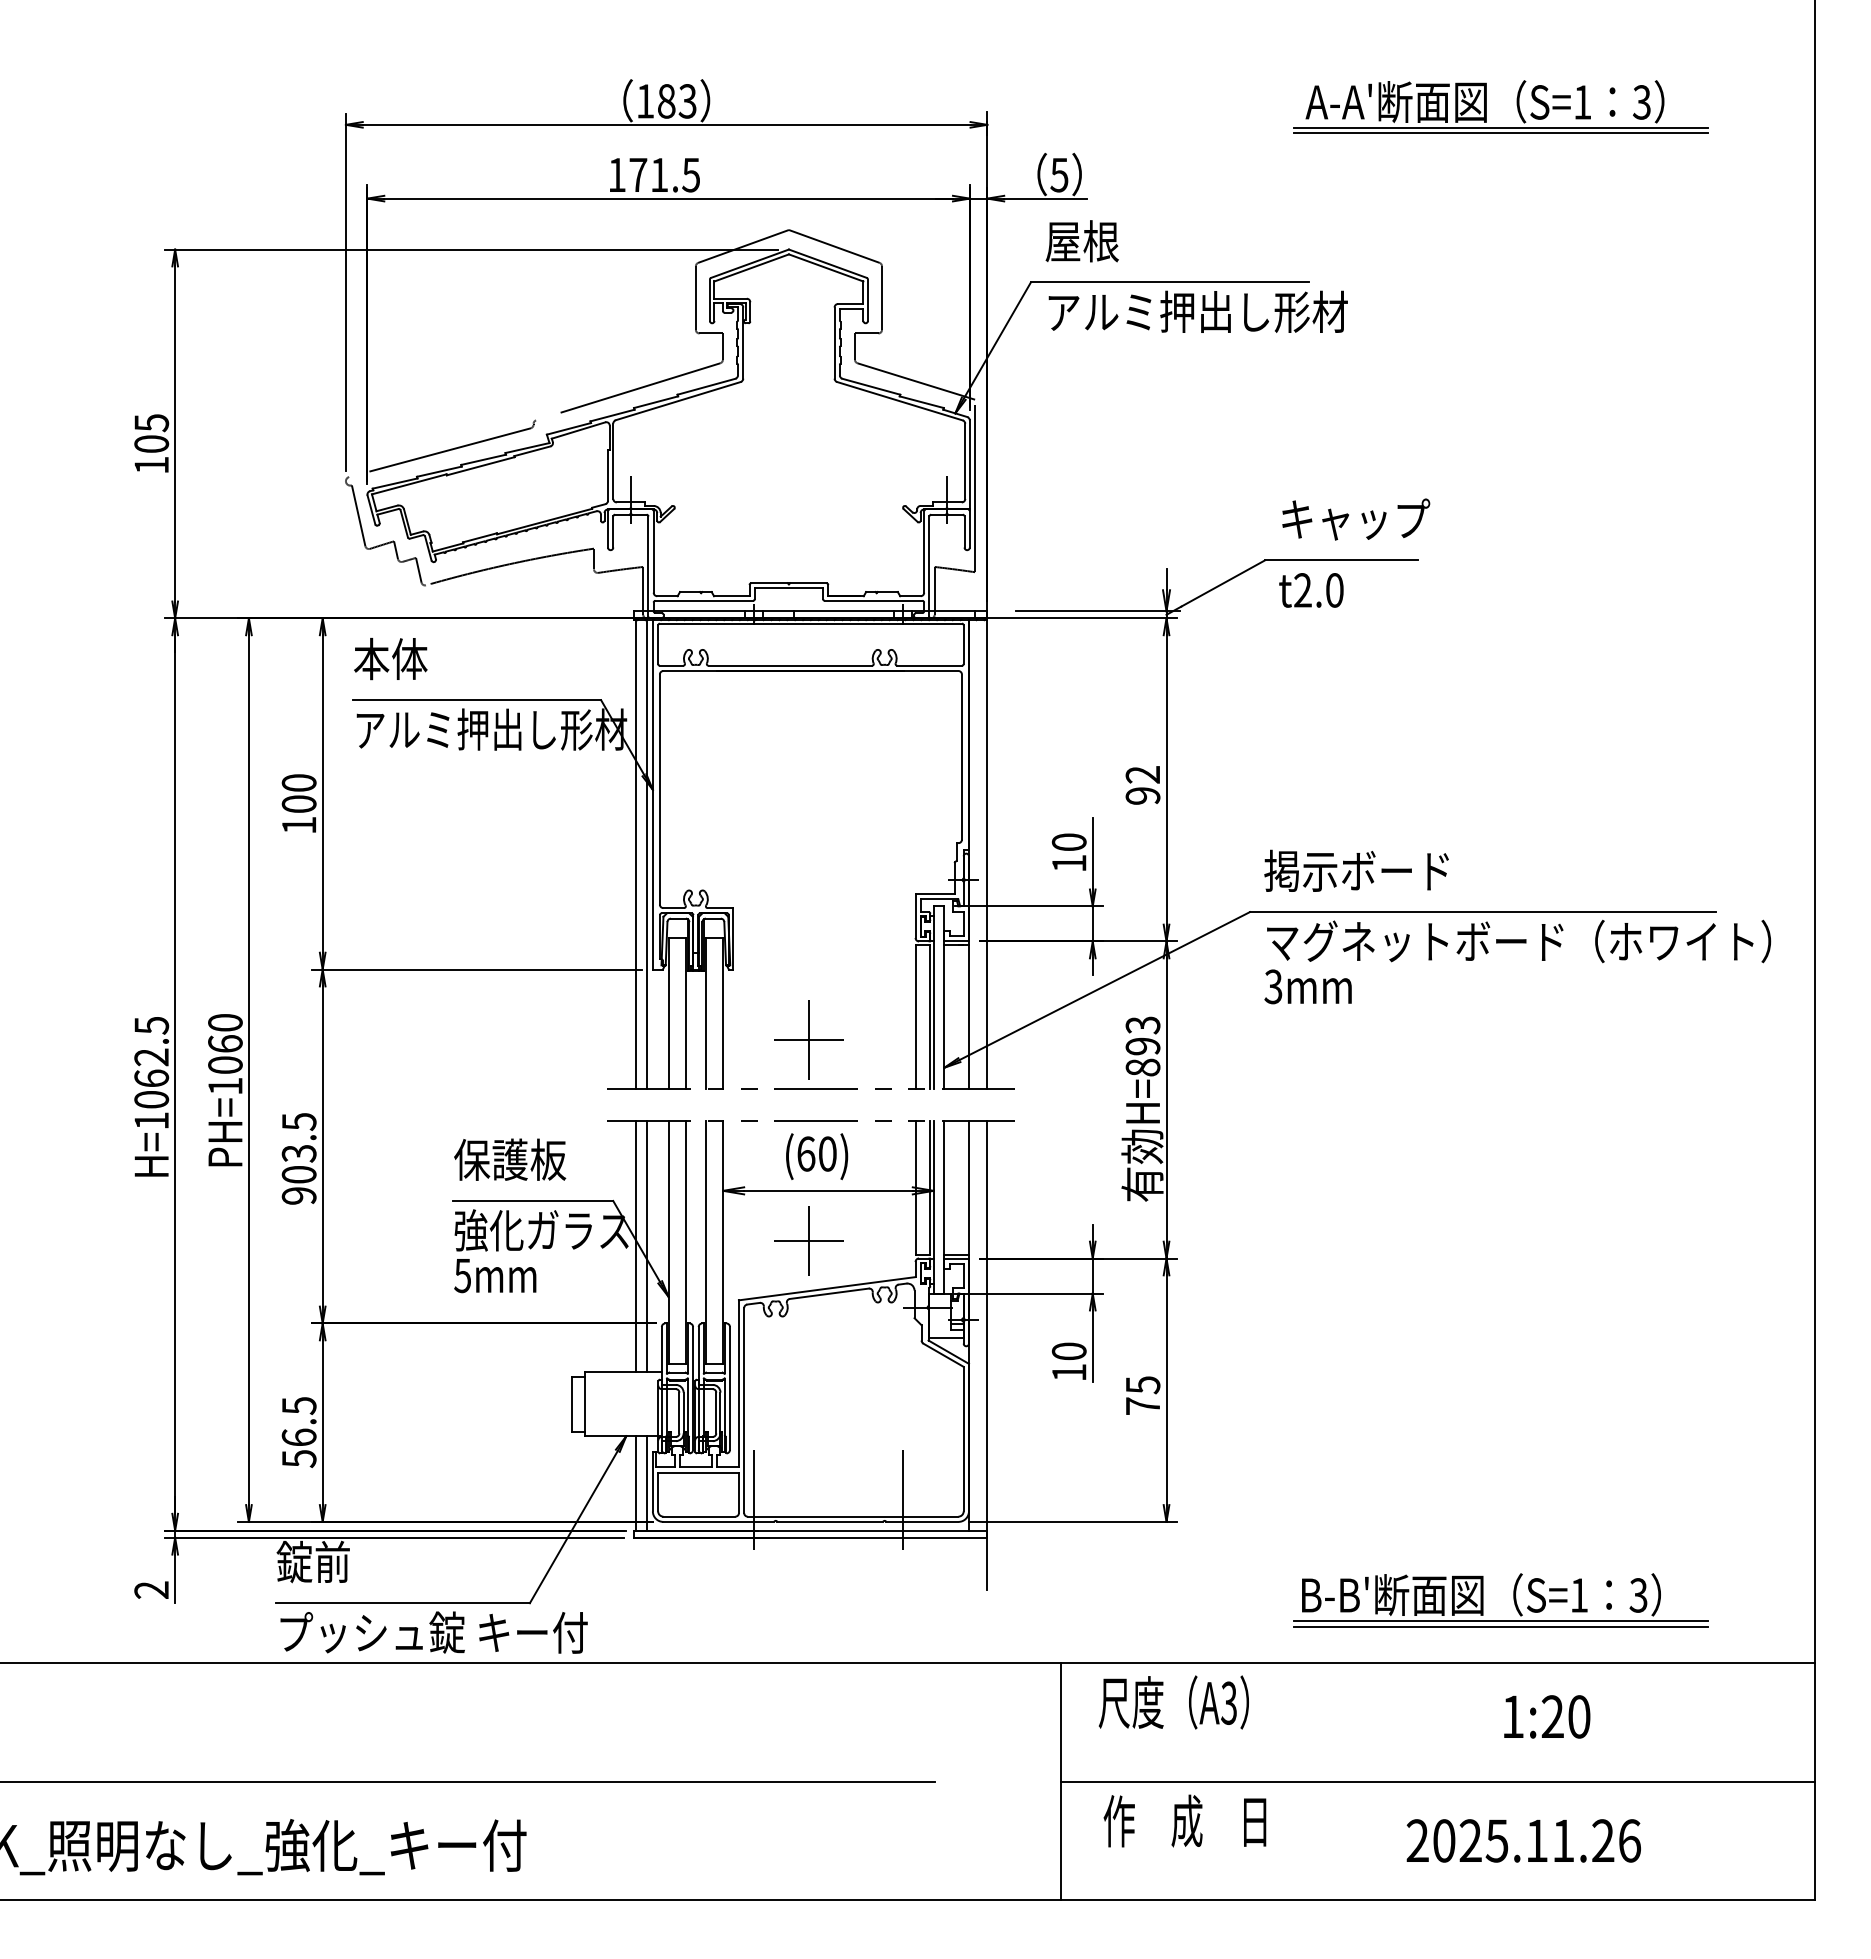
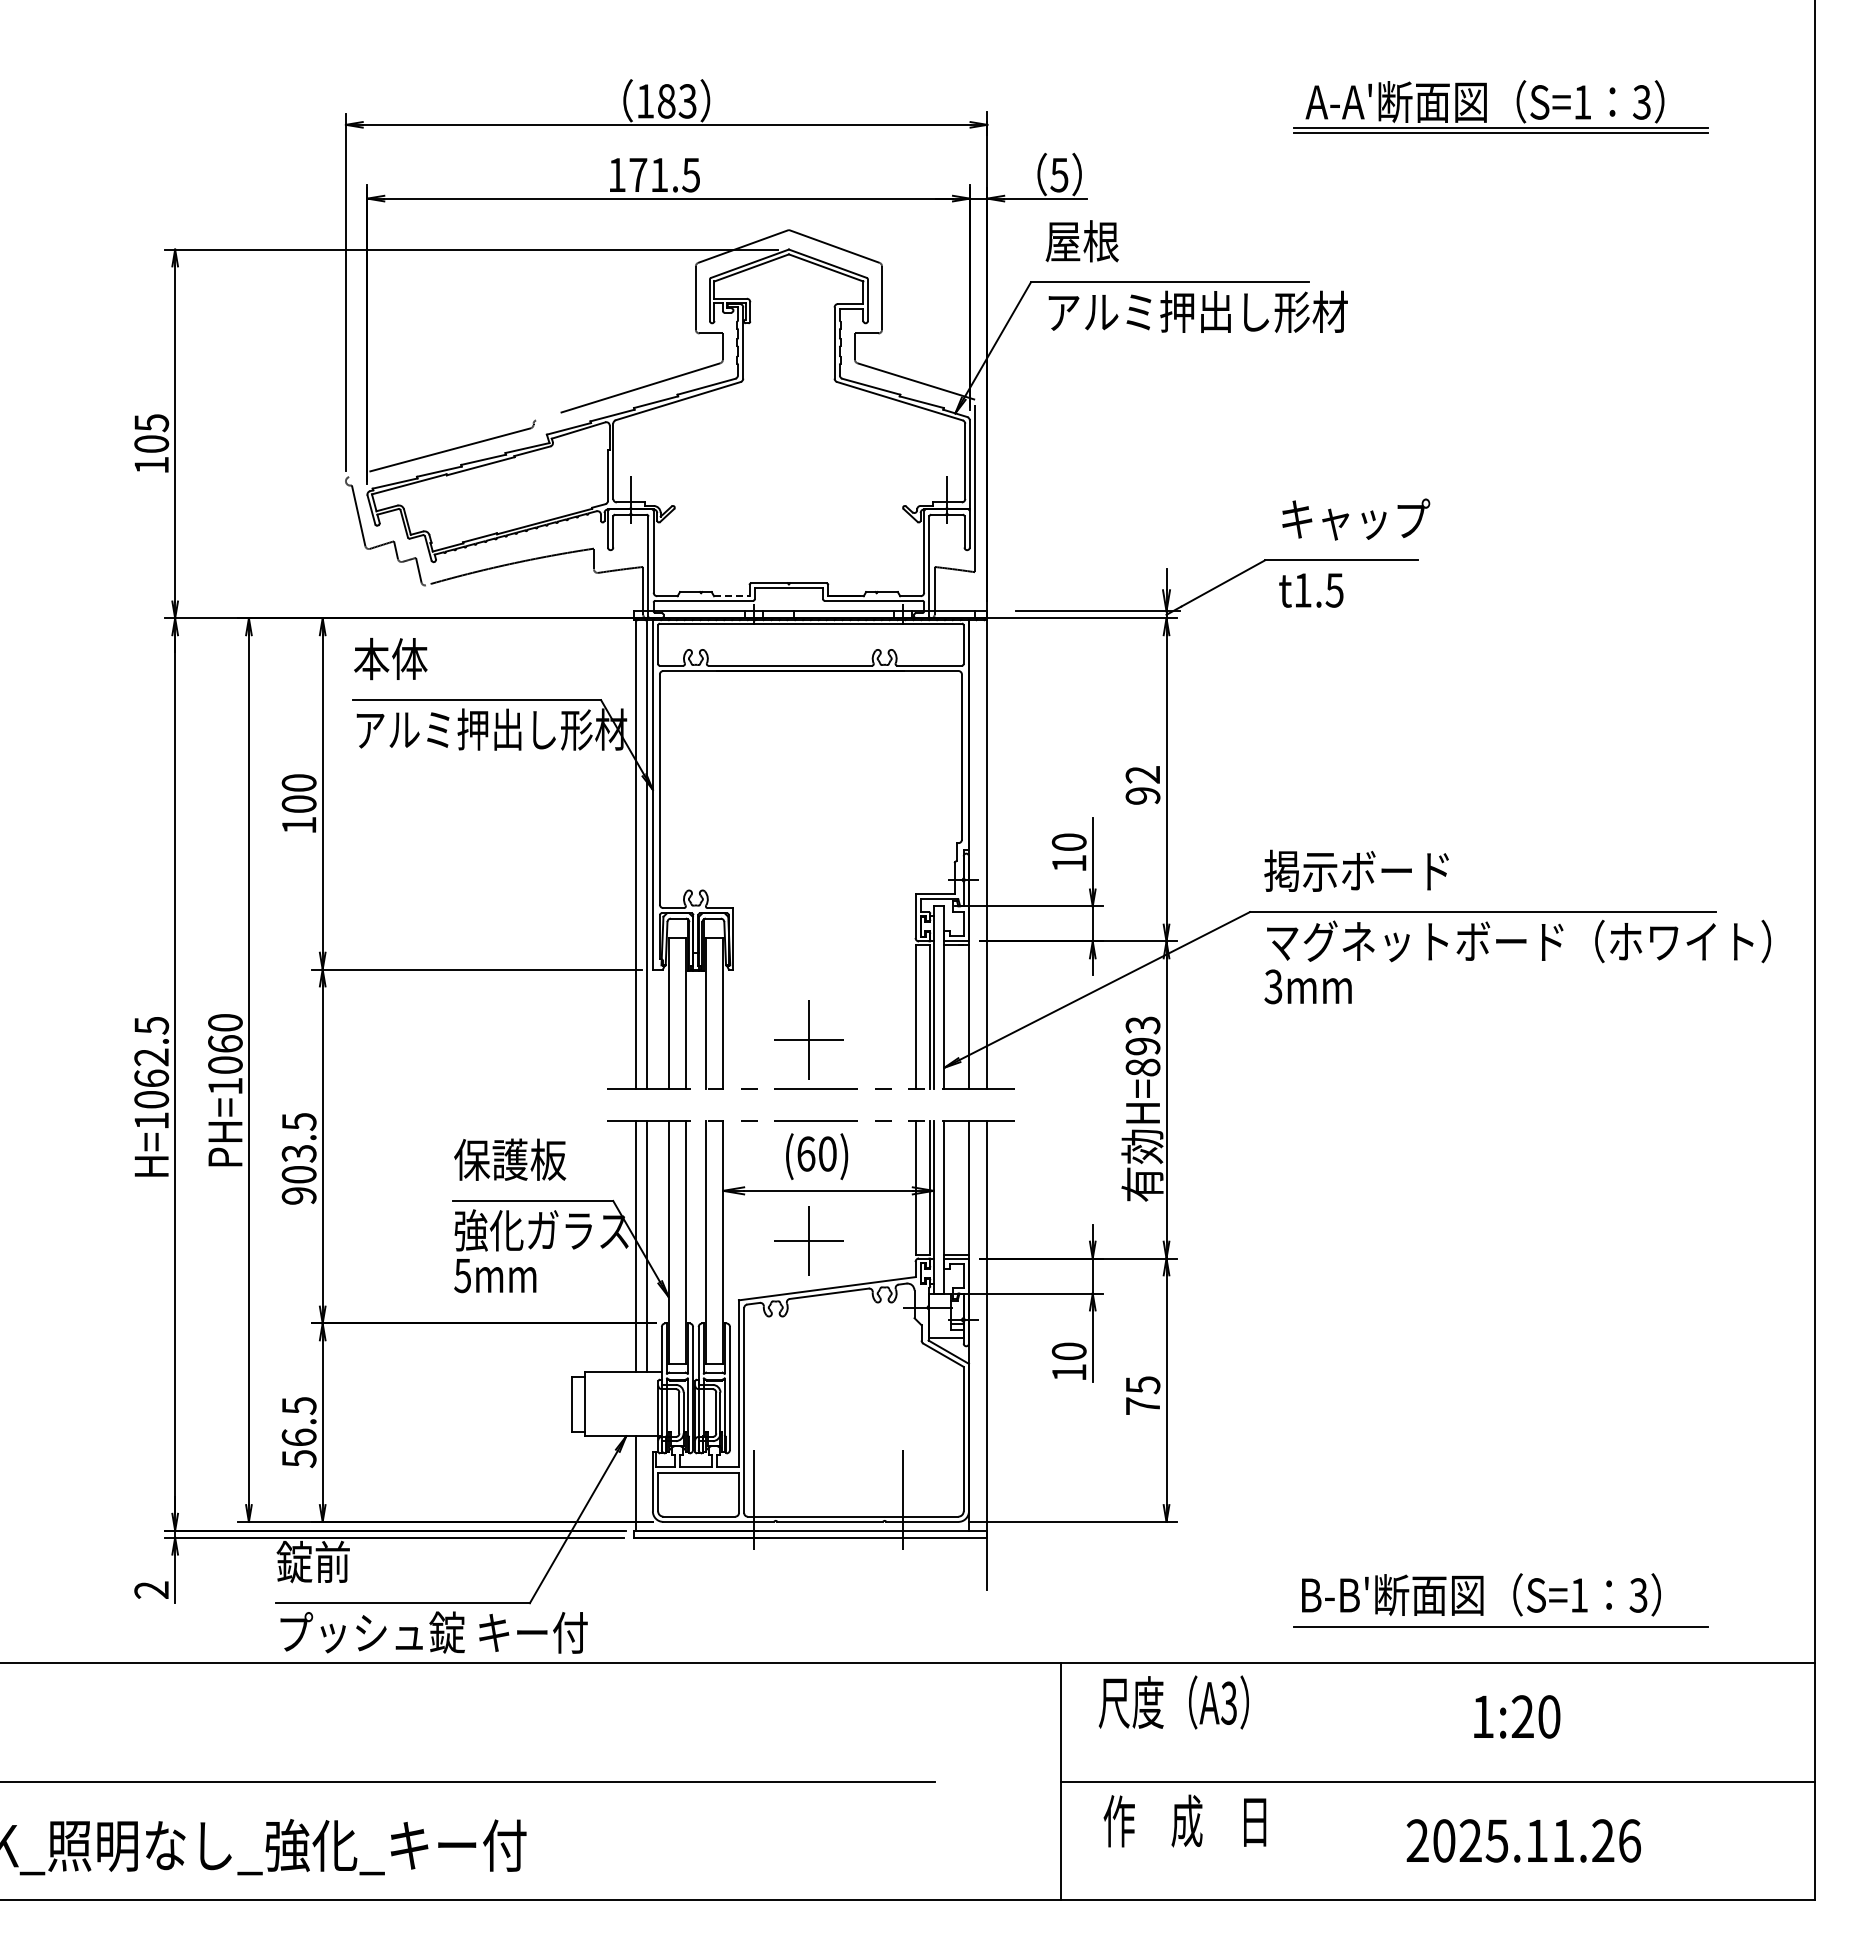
text: t2.0 -> t1.5 (1318, 590)
line: solid -> dashed (731, 596)
line: present -> none (646, 1483)
line: present -> none (1500, 1621)
text position: (1547, 1716) -> (1517, 1716) (1517, 1716)
